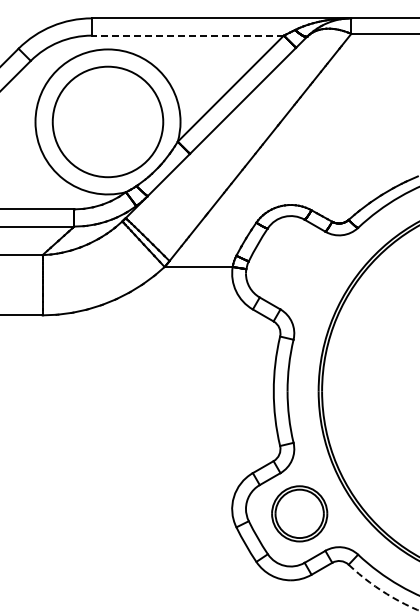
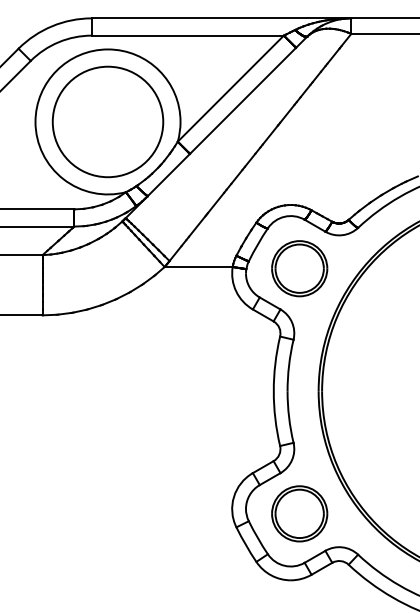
line: dashed -> solid (187, 35)
part: none -> present (299, 268)
arc: dashed -> solid (382, 590)
